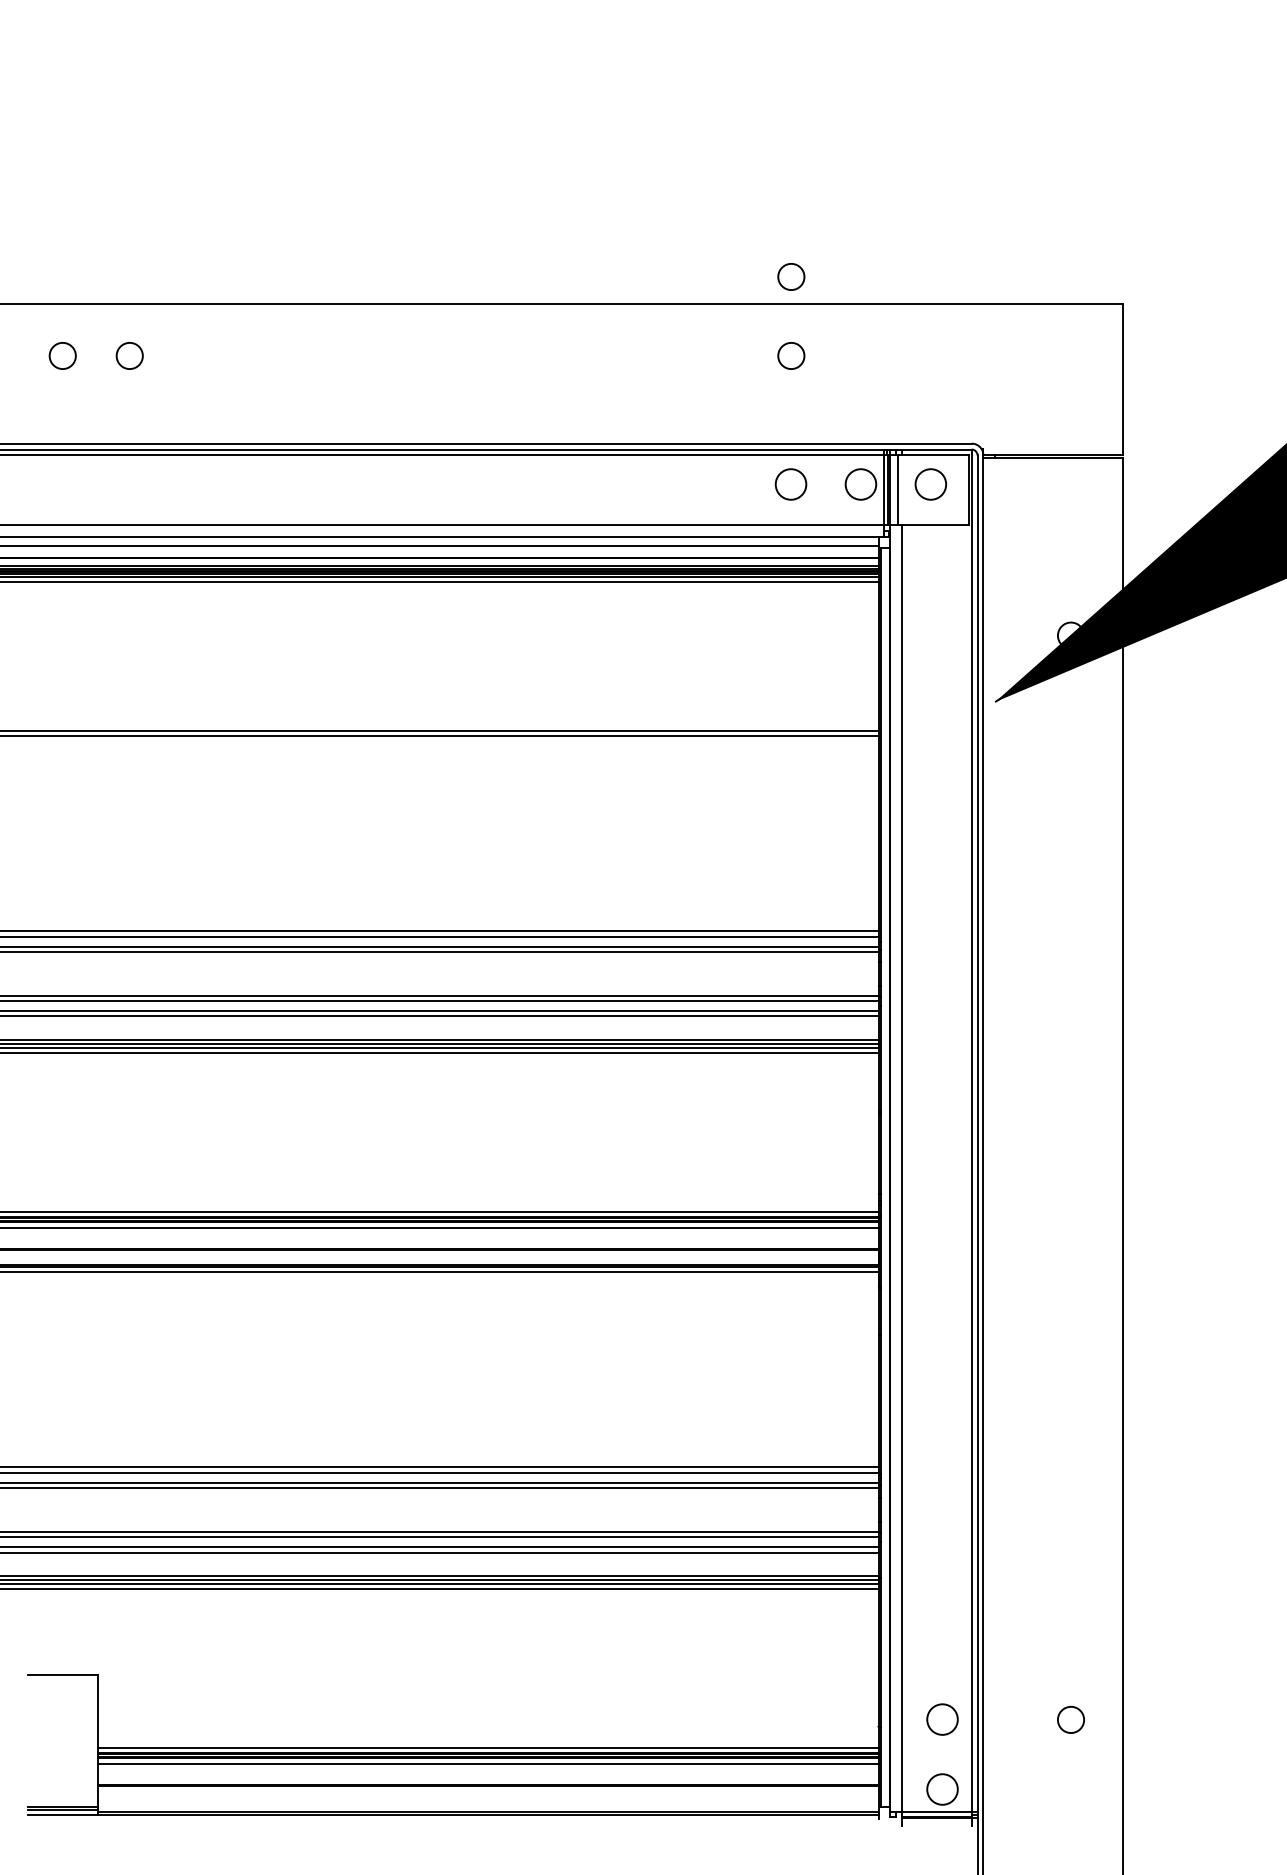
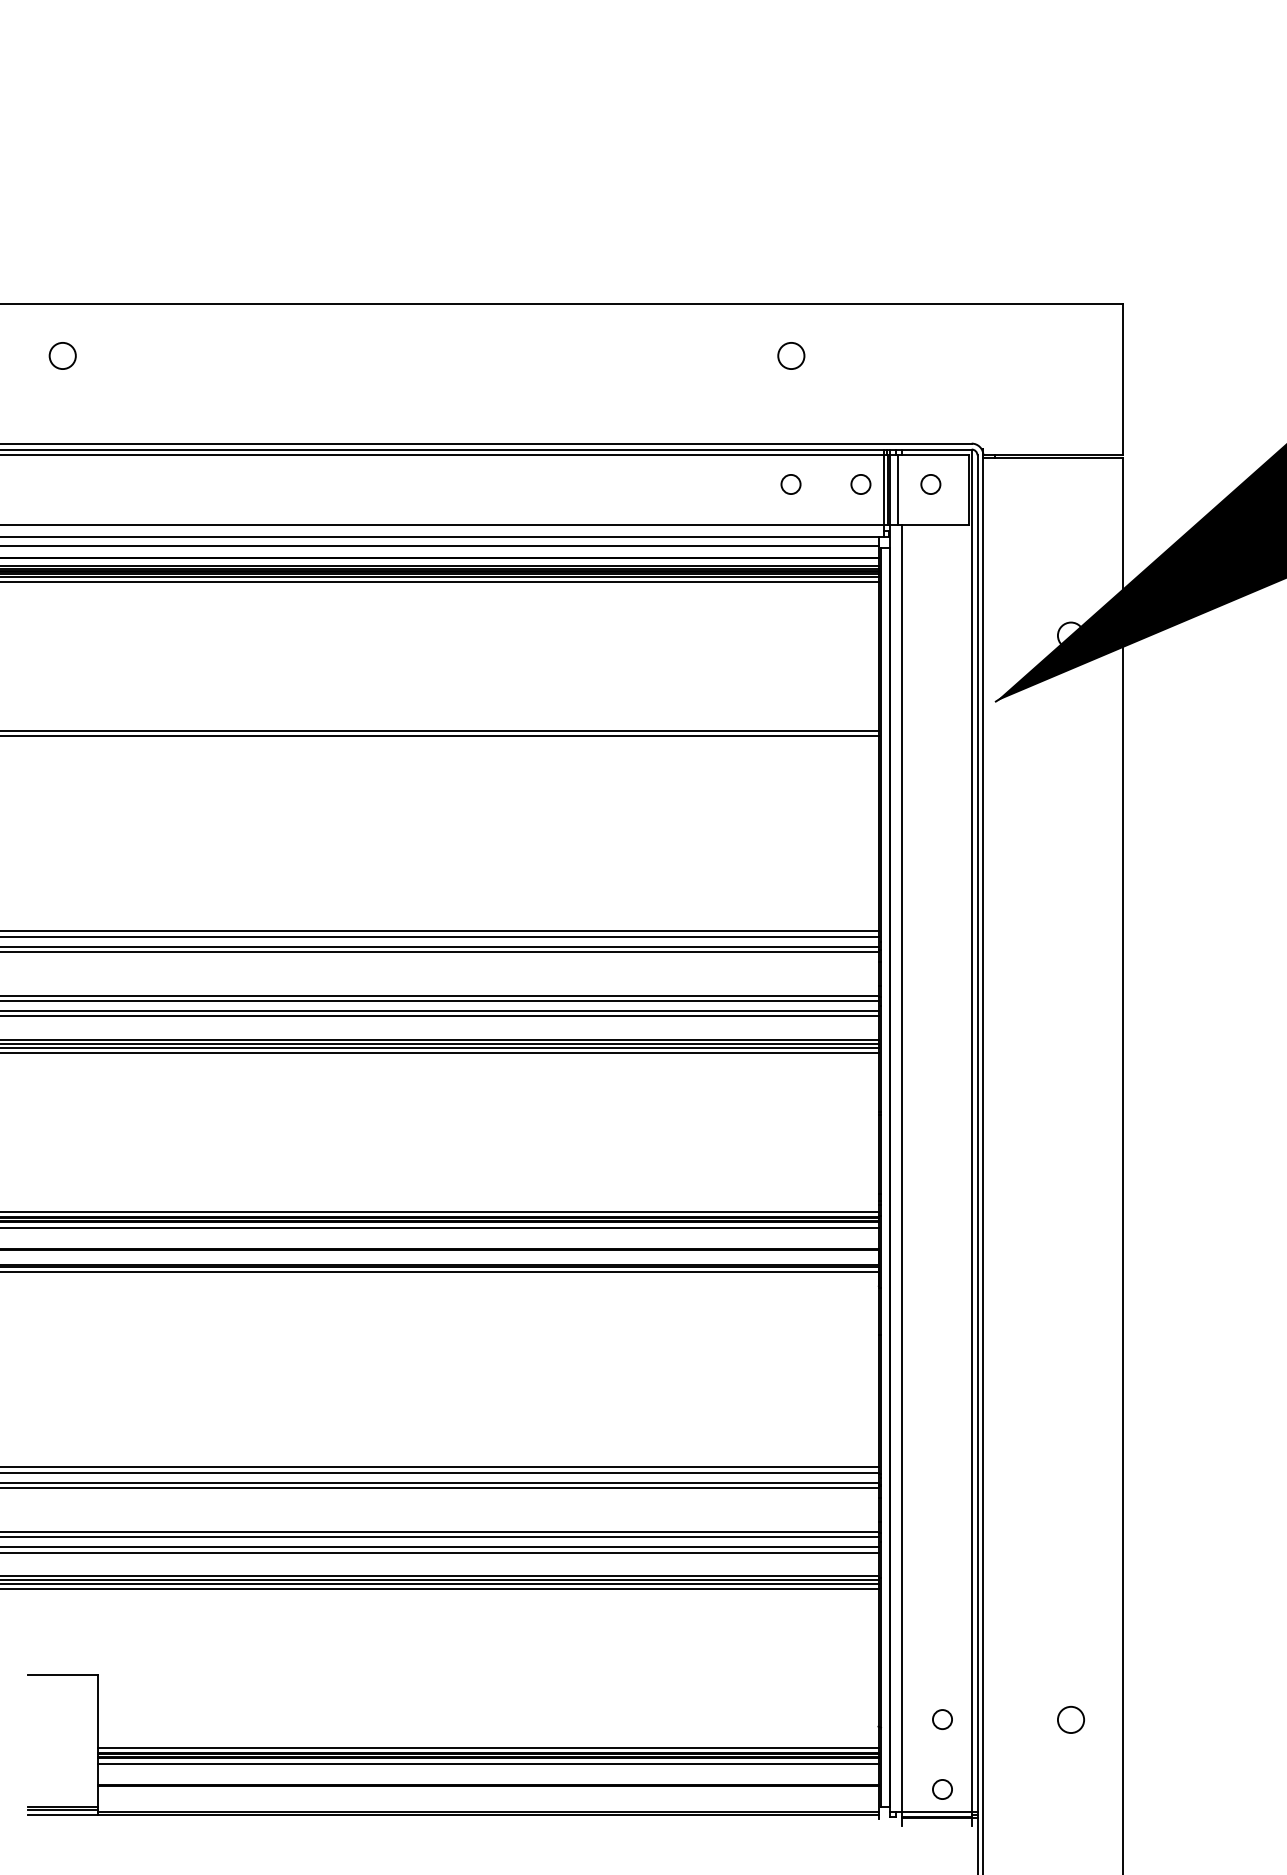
circle: present -> none (791, 276)
circle: present -> none (129, 355)
circle diameter: 31 px -> 19 px (790, 484)
circle diameter: 31 px -> 19 px (860, 484)
circle diameter: 31 px -> 19 px (930, 484)
circle diameter: 31 px -> 19 px (942, 1719)
circle diameter: 31 px -> 19 px (942, 1789)
